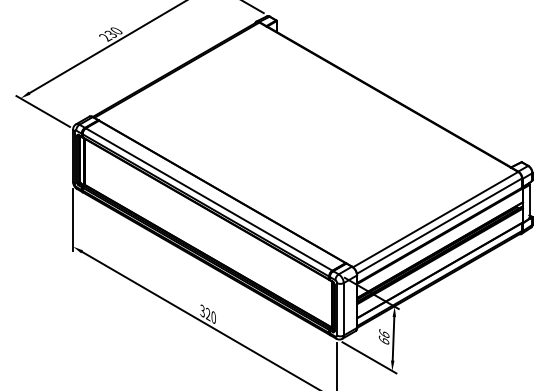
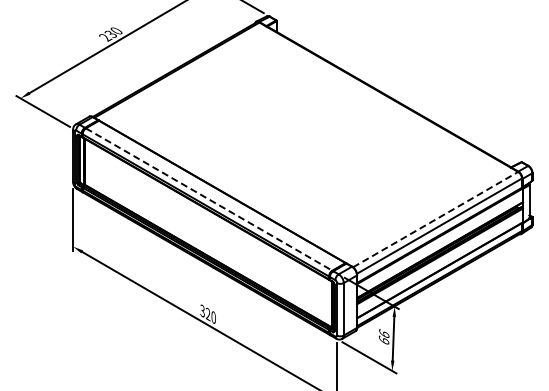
line: solid -> dashed (209, 199)
line: solid -> dashed (436, 219)
